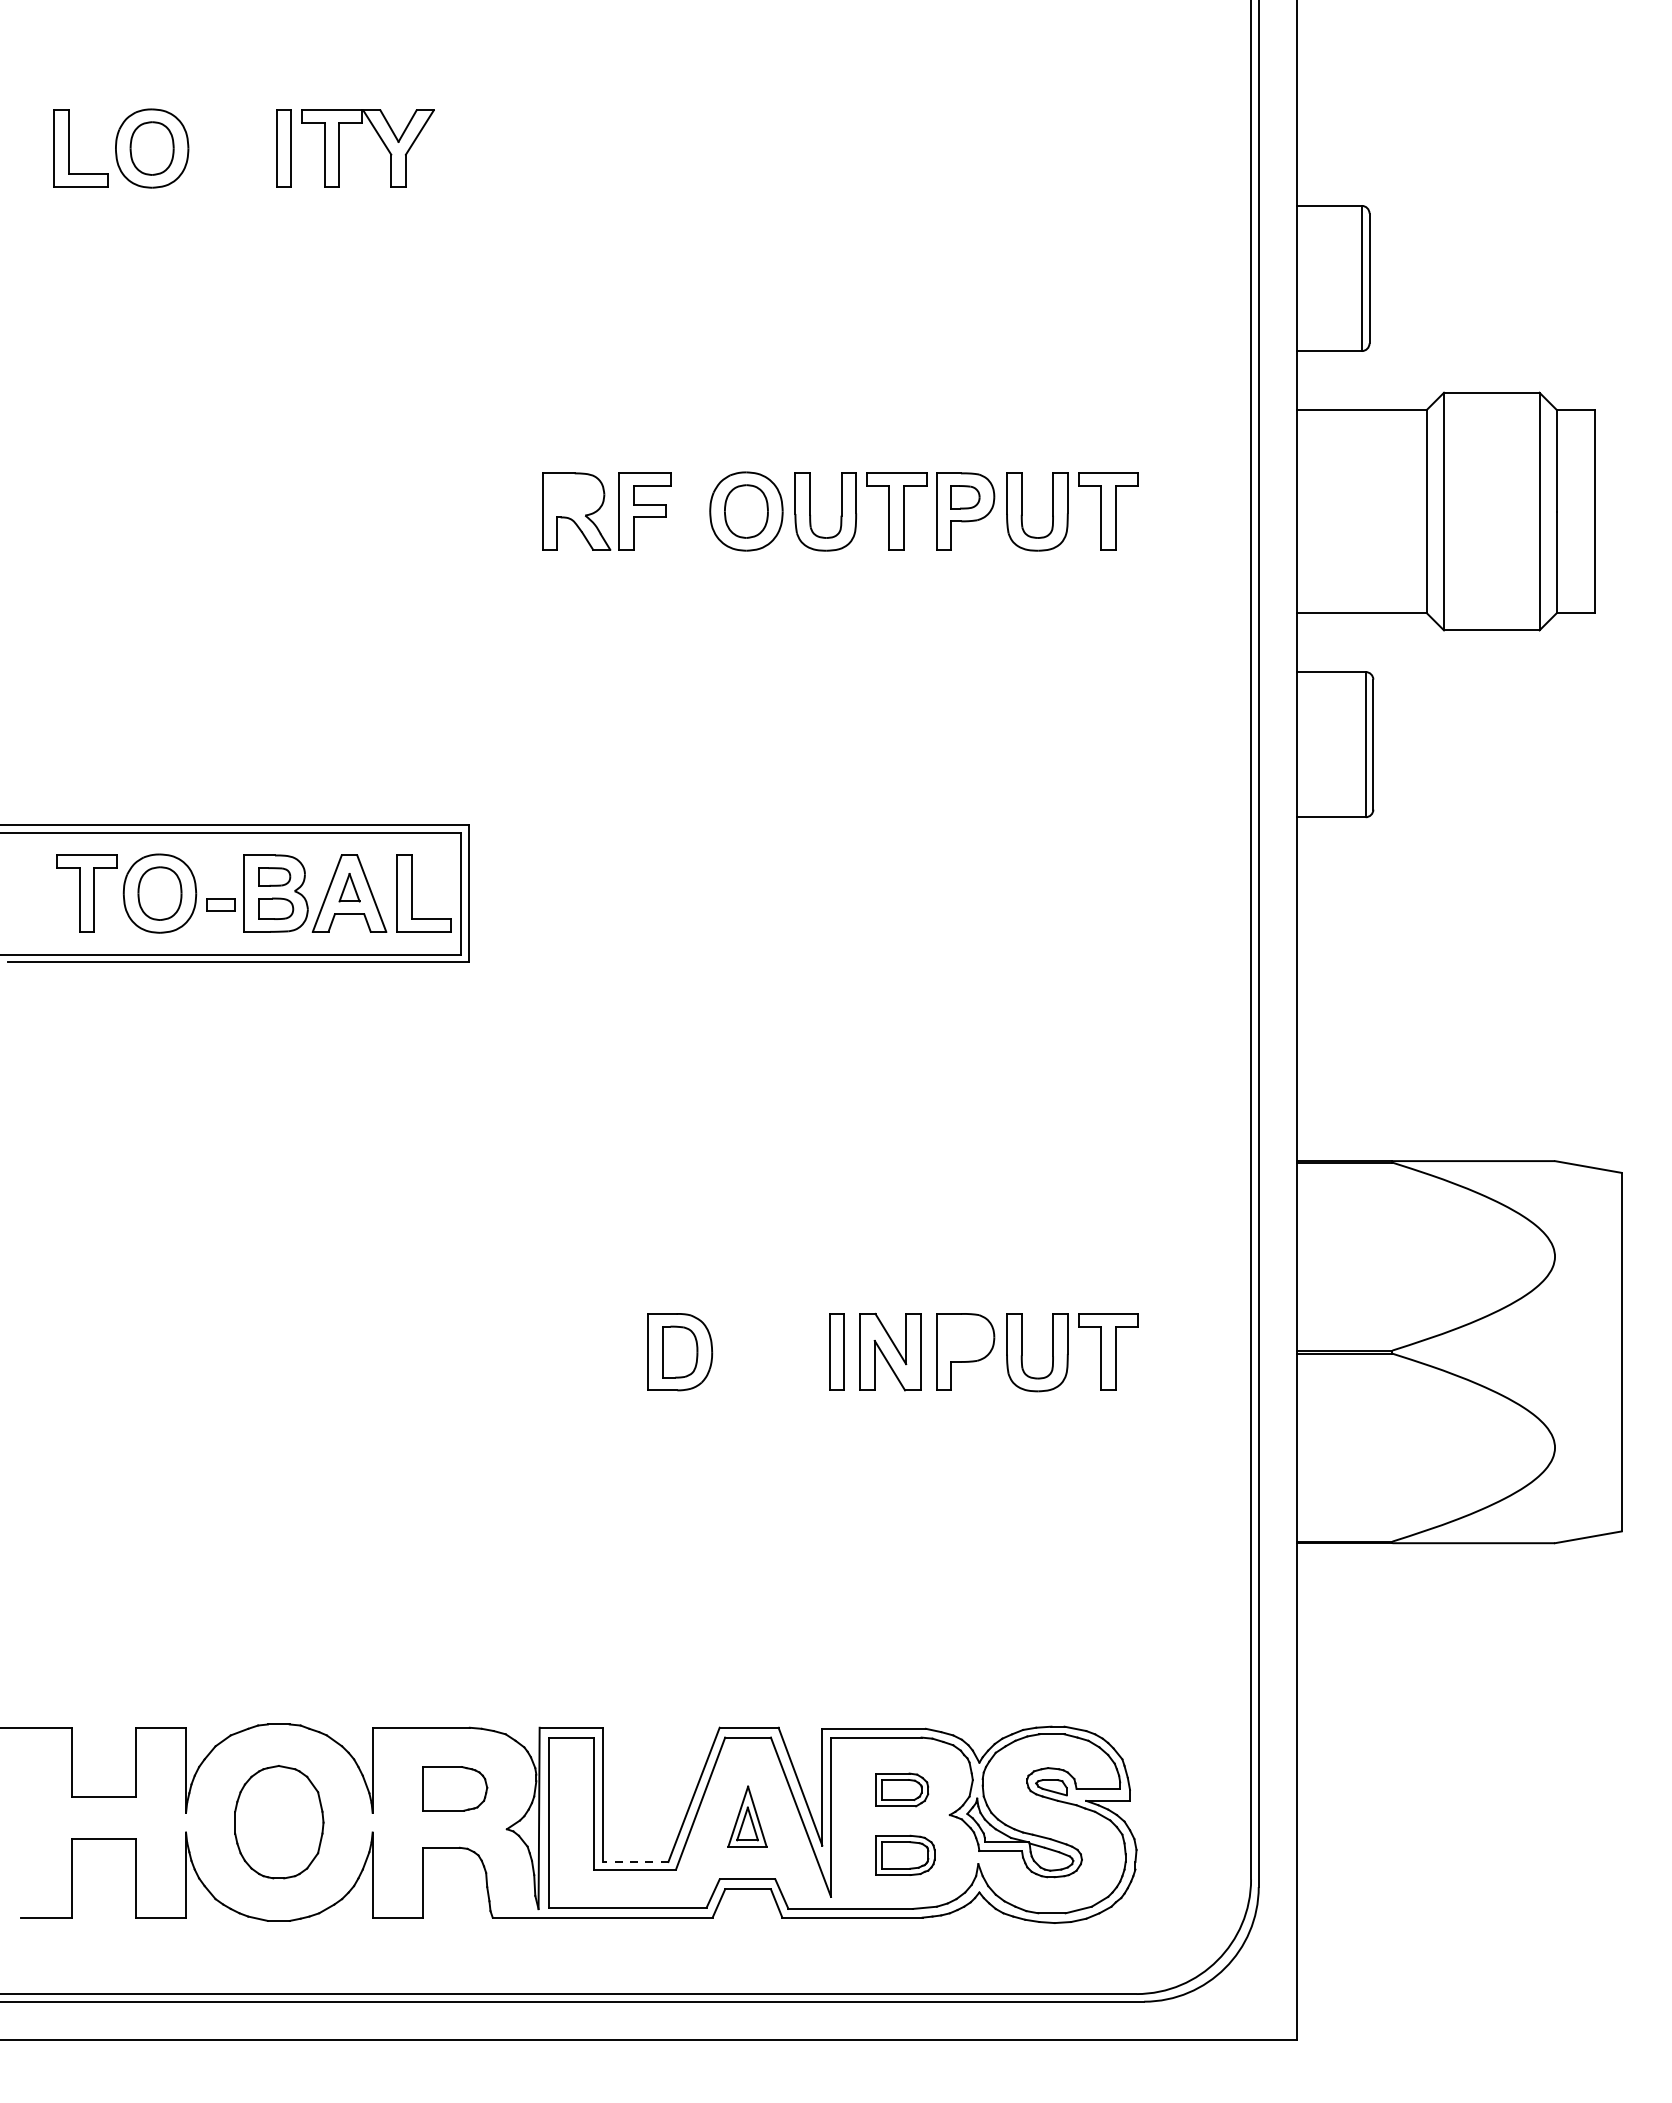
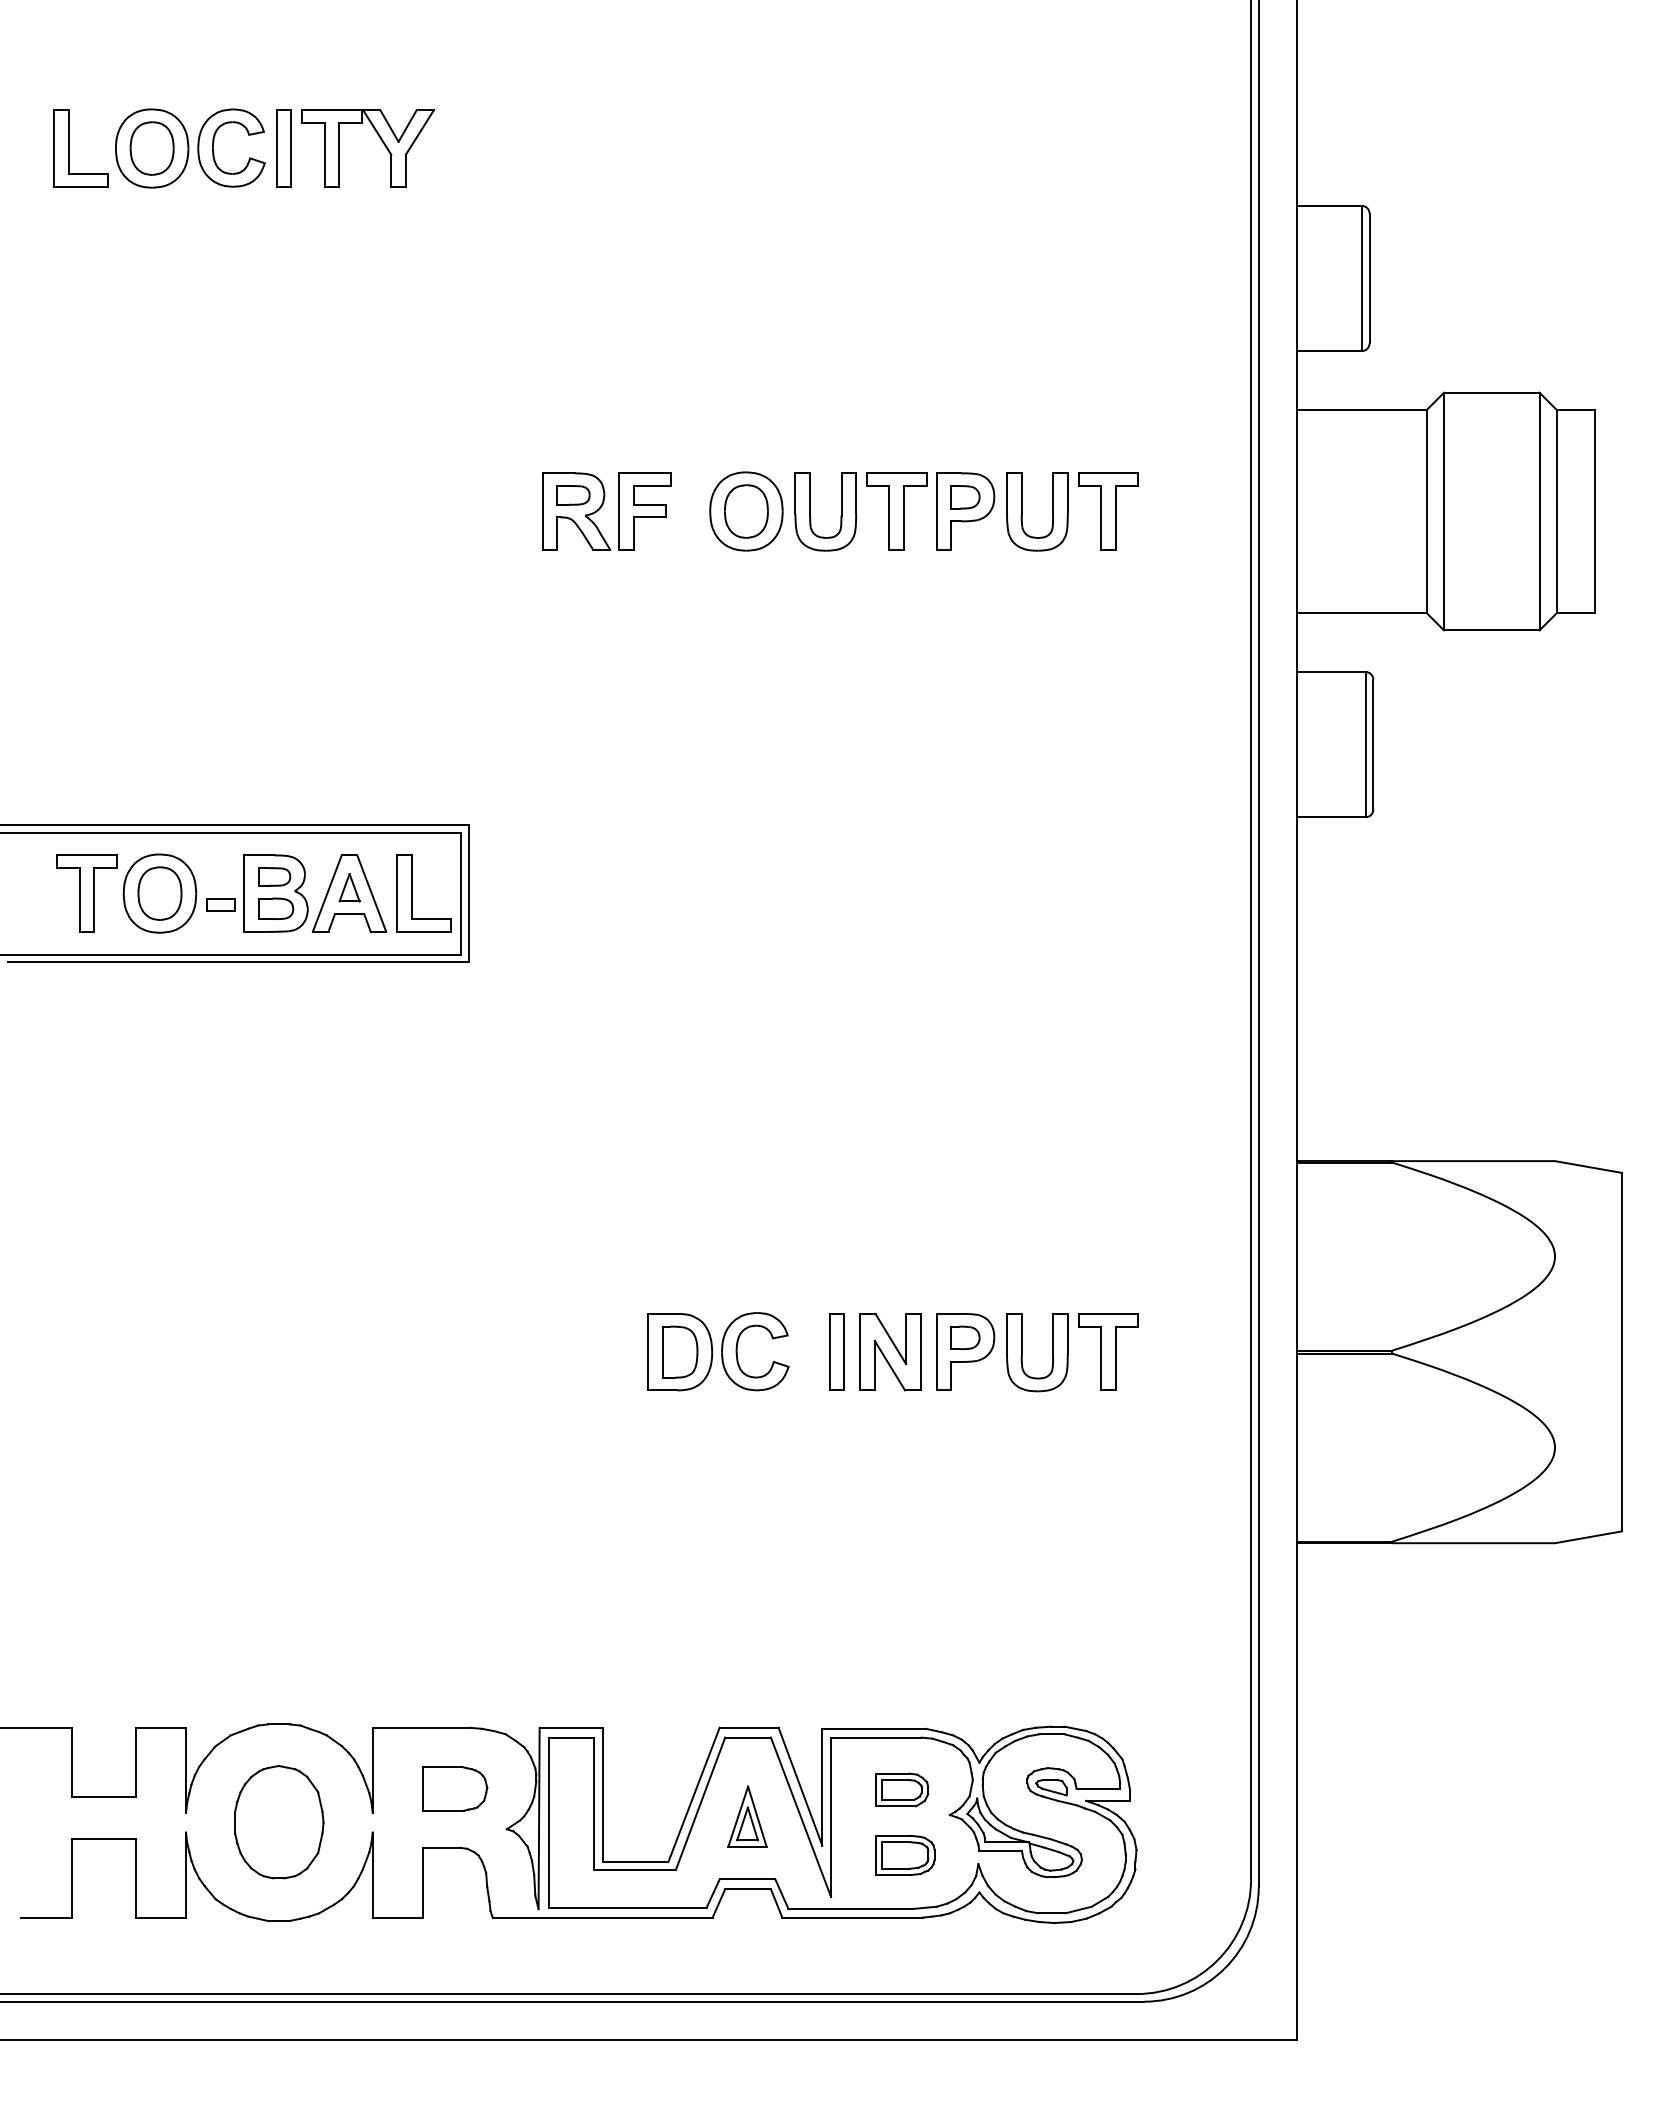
part: none -> present (214, 142)
part: none -> present (573, 495)
part: none -> present (965, 1337)
part: none -> present (737, 1351)
line: dashed -> solid (635, 1862)
